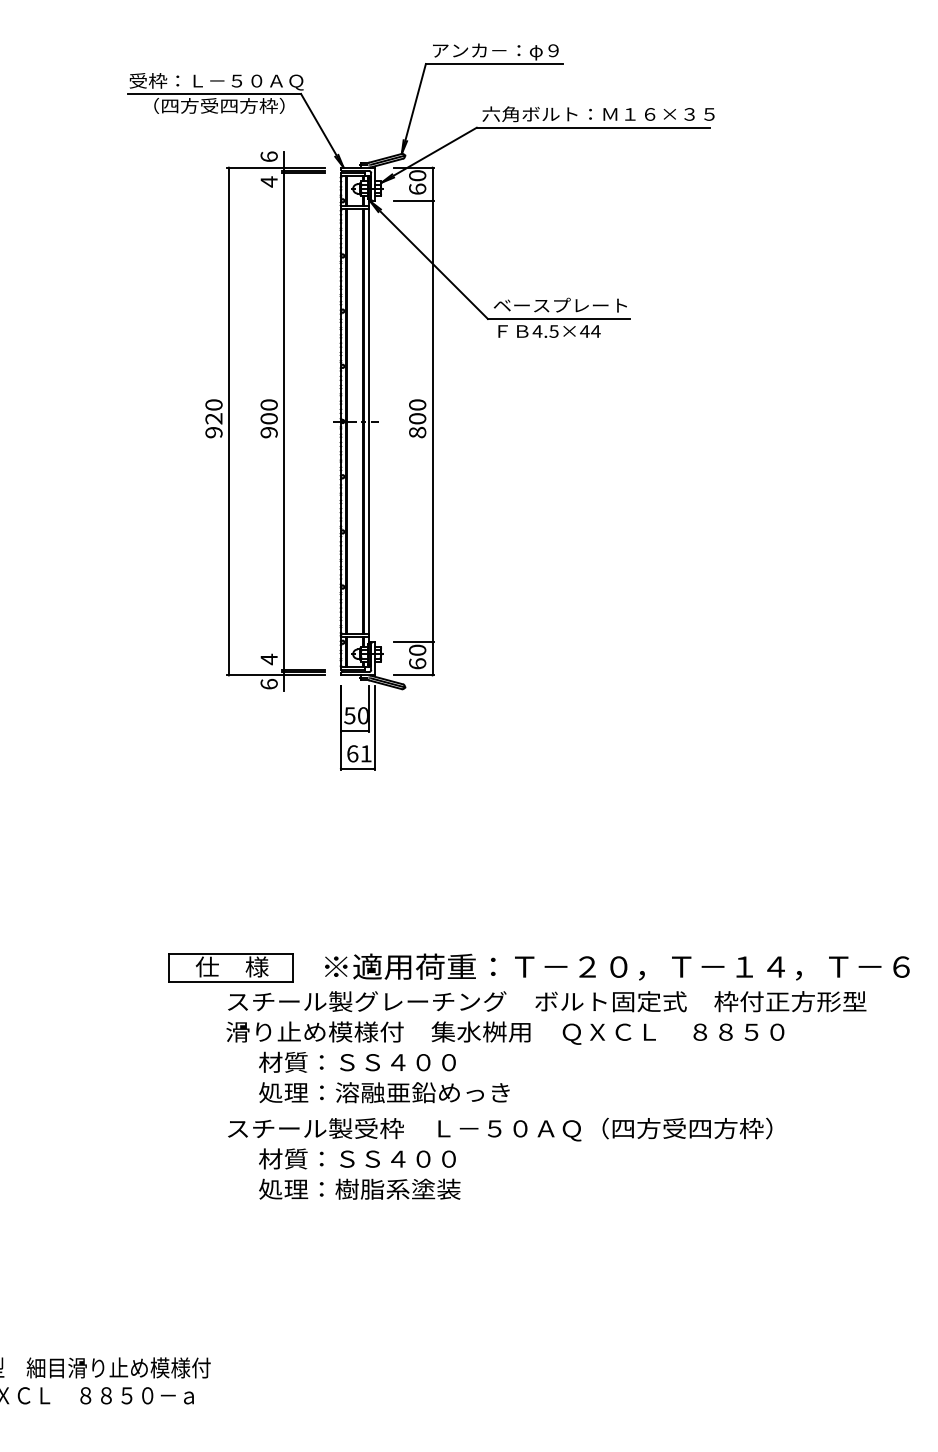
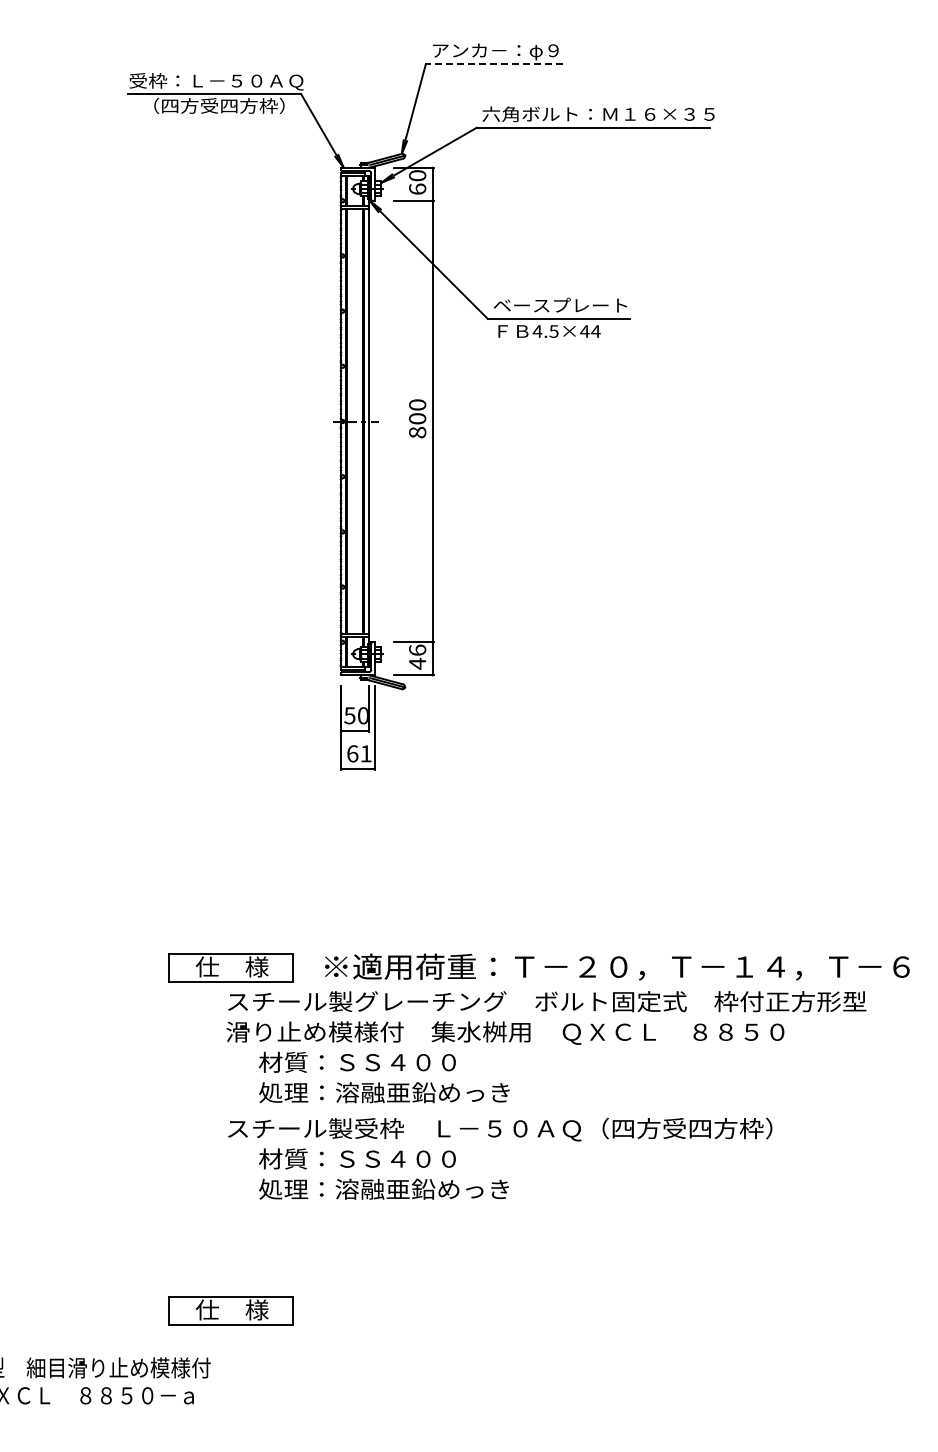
line: solid -> dashed (494, 64)
part: present -> none (265, 421)
text: 60 -> 46 (417, 657)
text: 処理：樹脂系塗装 -> 処理：溶融亜鉛めっき (421, 1188)
part: none -> present (230, 1310)
